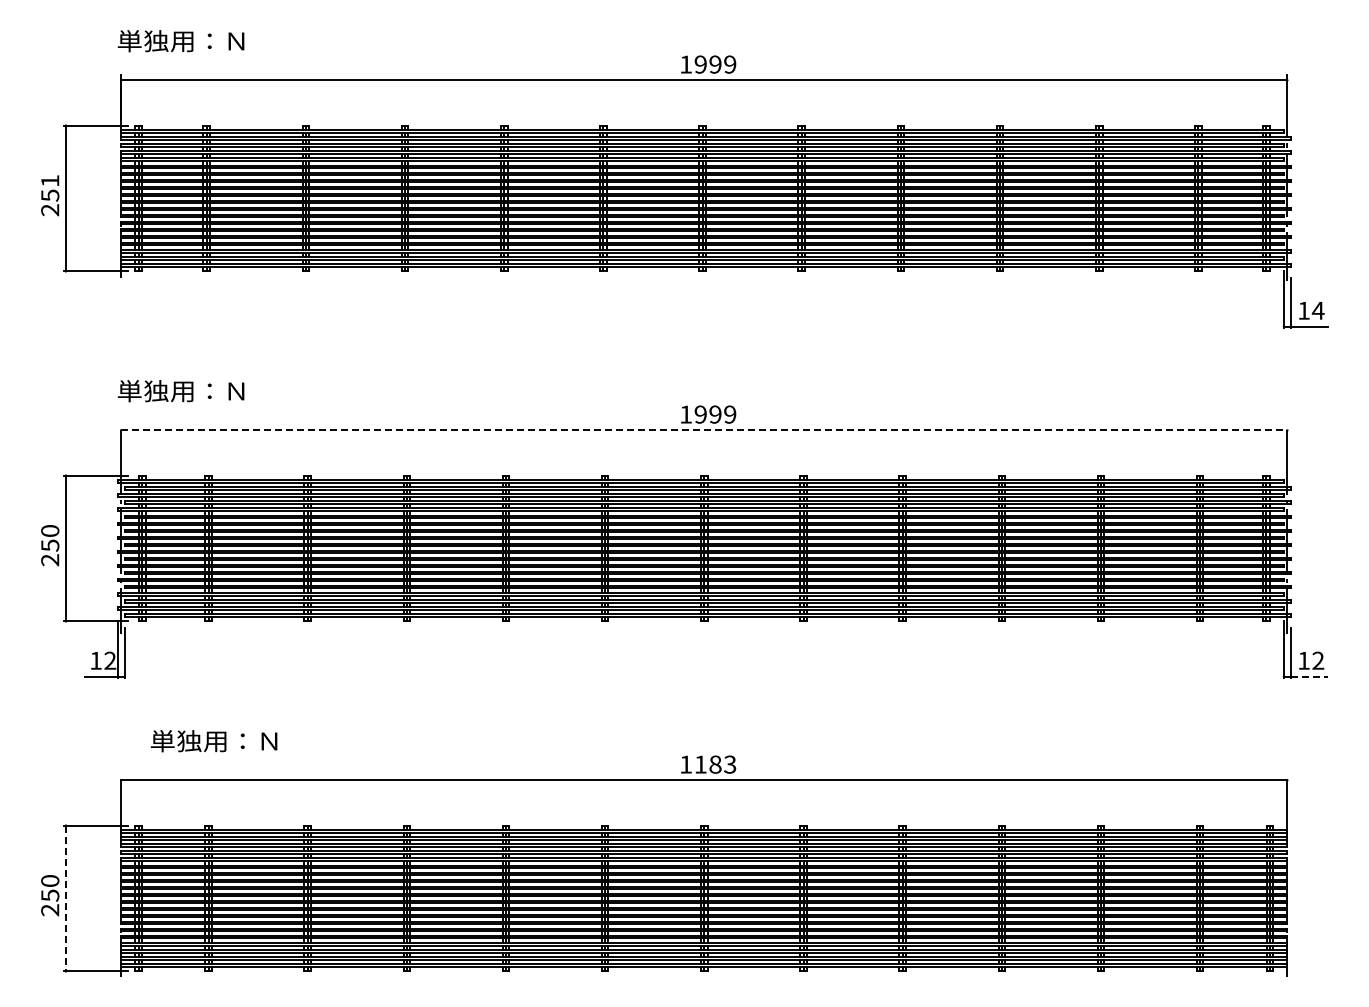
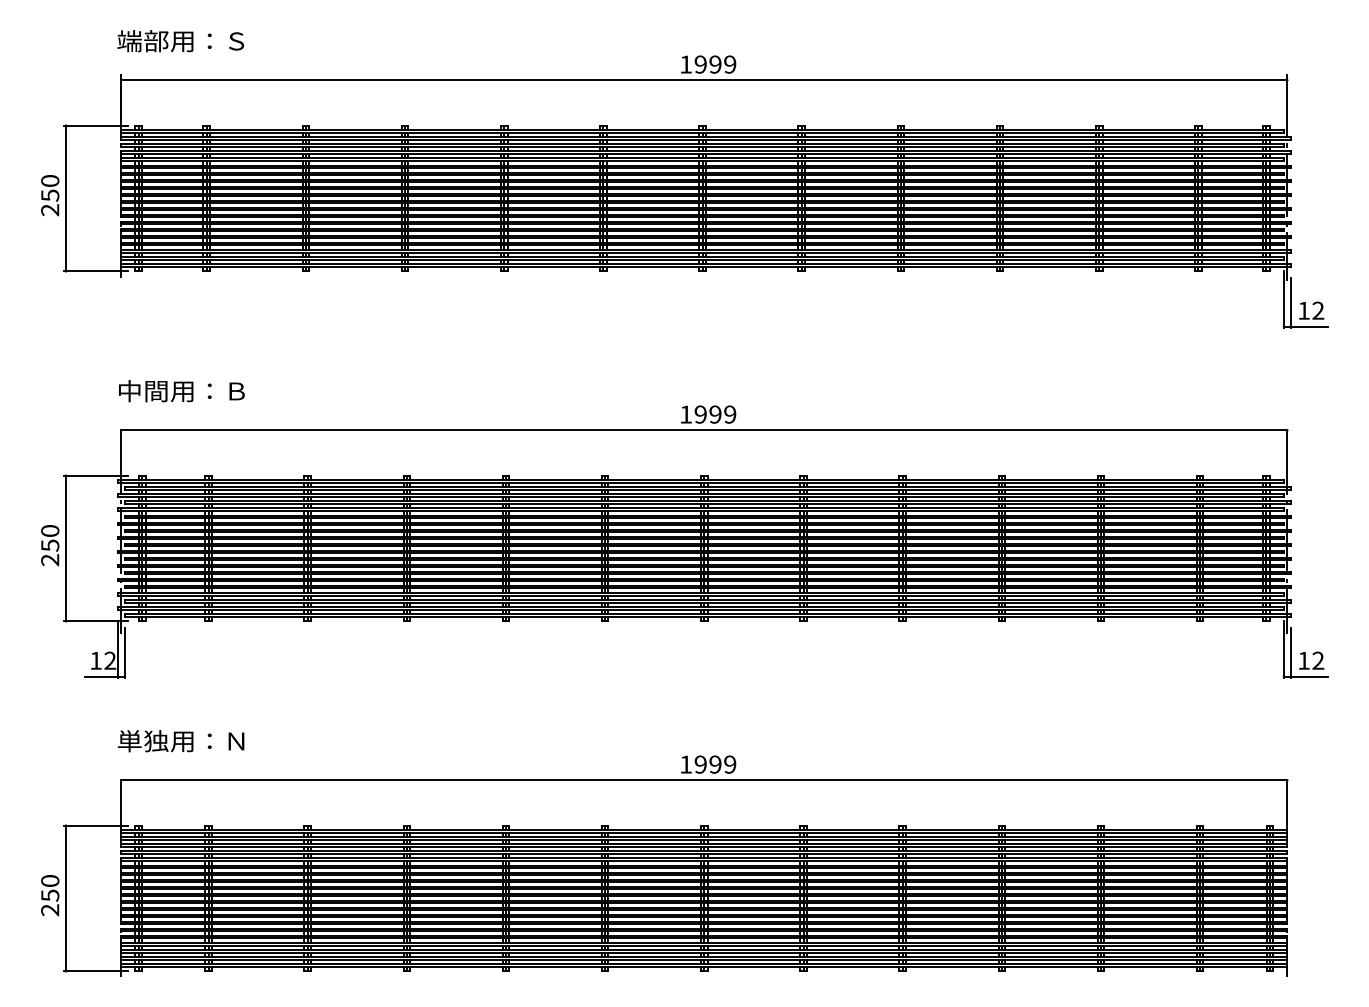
text: 単独用：Ｎ -> 端部用：Ｓ (180, 41)
text: 251 -> 250 (50, 180)
text: 14 -> 12 (1317, 310)
text: 単独用：Ｎ -> 中間用：Ｂ (180, 391)
line: dashed -> solid (704, 430)
line: dashed -> solid (1309, 676)
text position: (213, 741) -> (180, 741) (180, 741)
text: 1183 -> 1999 (715, 764)
line: dashed -> solid (65, 898)
